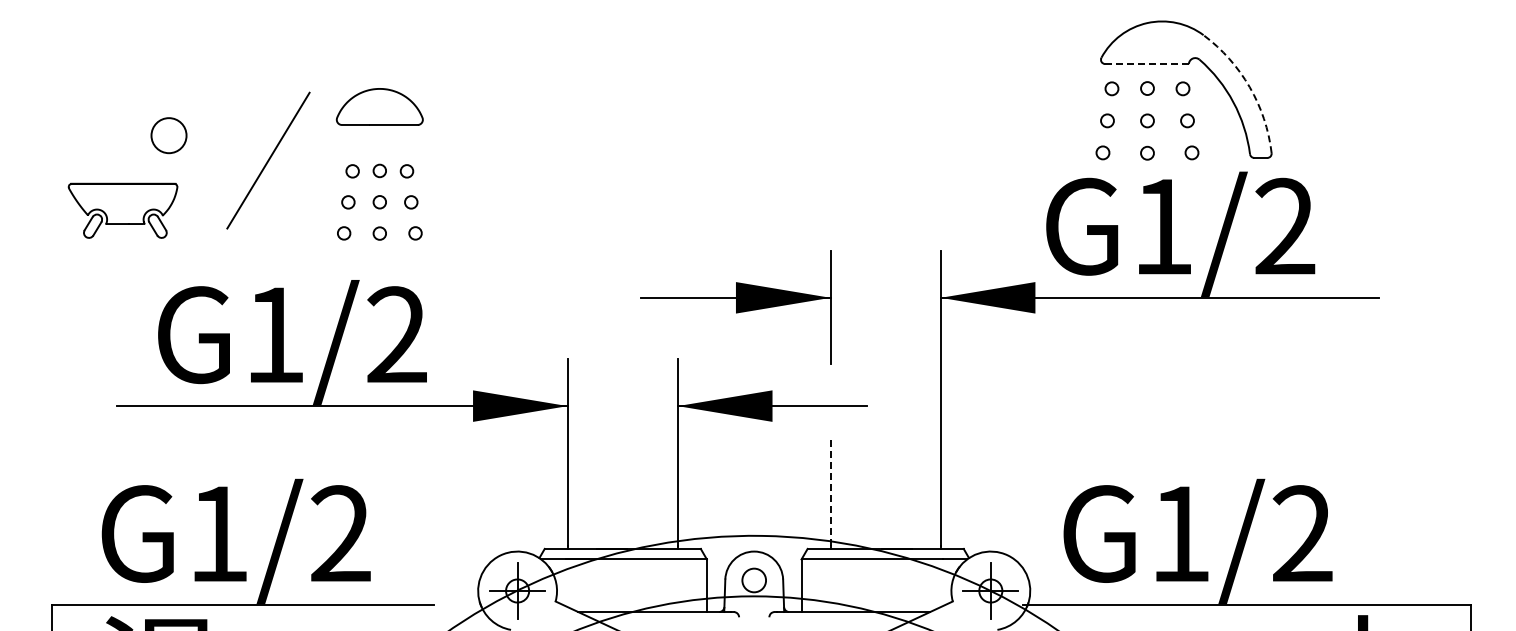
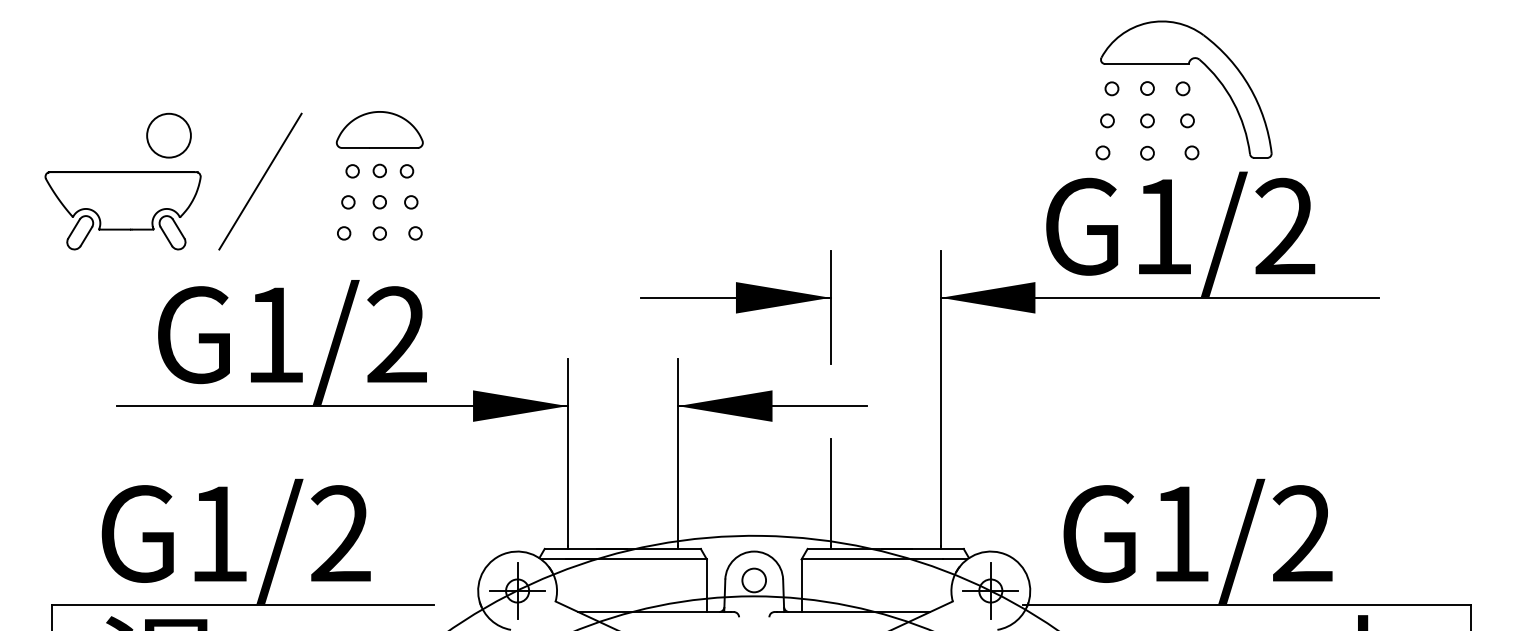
line: dashed -> solid (1147, 64)
arc: dashed -> solid (1249, 87)
part position: (379, 106) -> (379, 129) (379, 129)
circle size: 38x38 px -> 46x47 px (168, 135)
line position: (268, 160) -> (260, 181) (260, 181)
part size: 112x57 px -> 158x80 px (122, 210)
line: dashed -> solid (830, 492)
